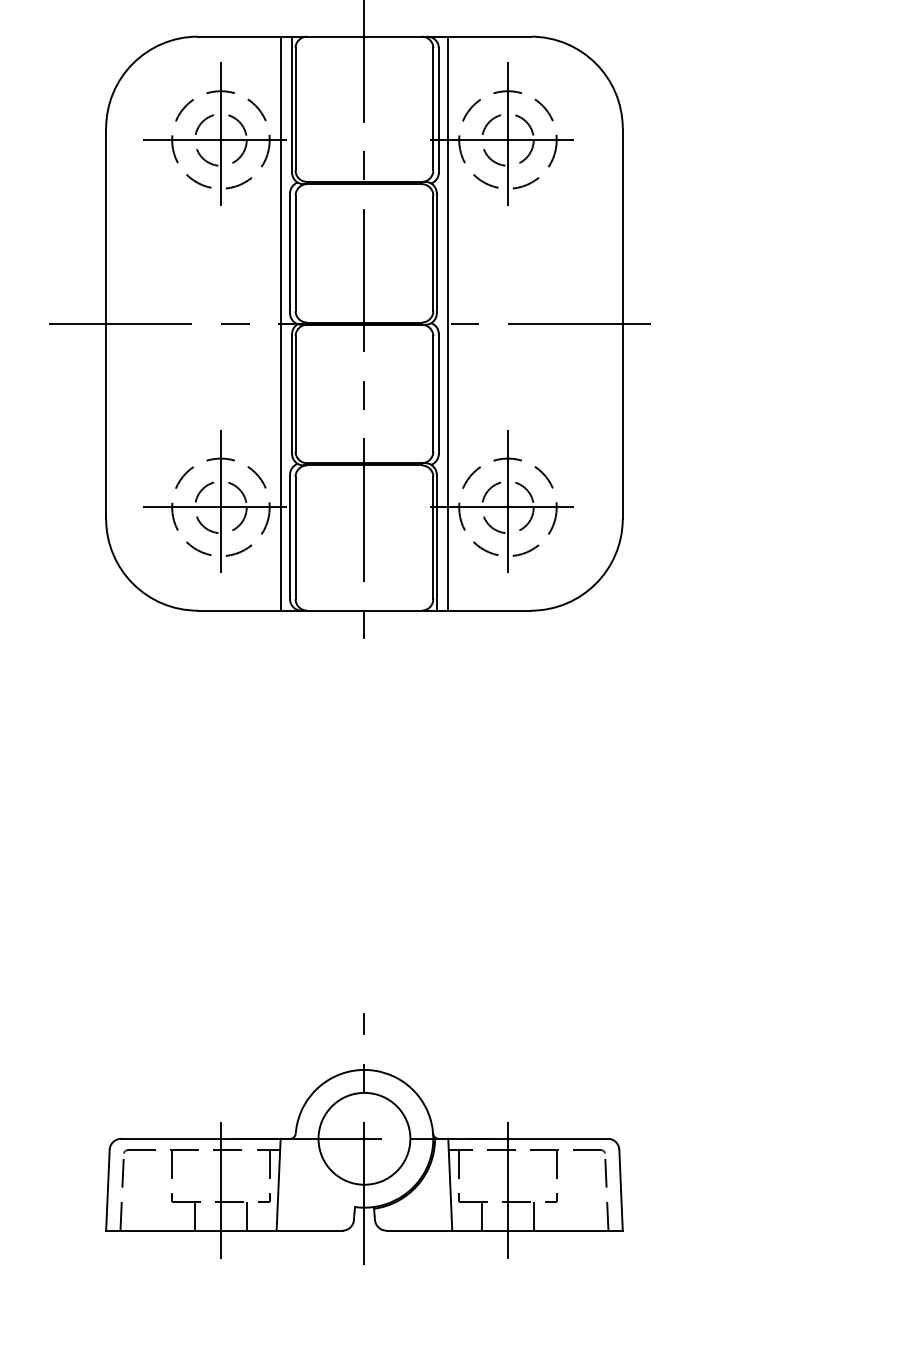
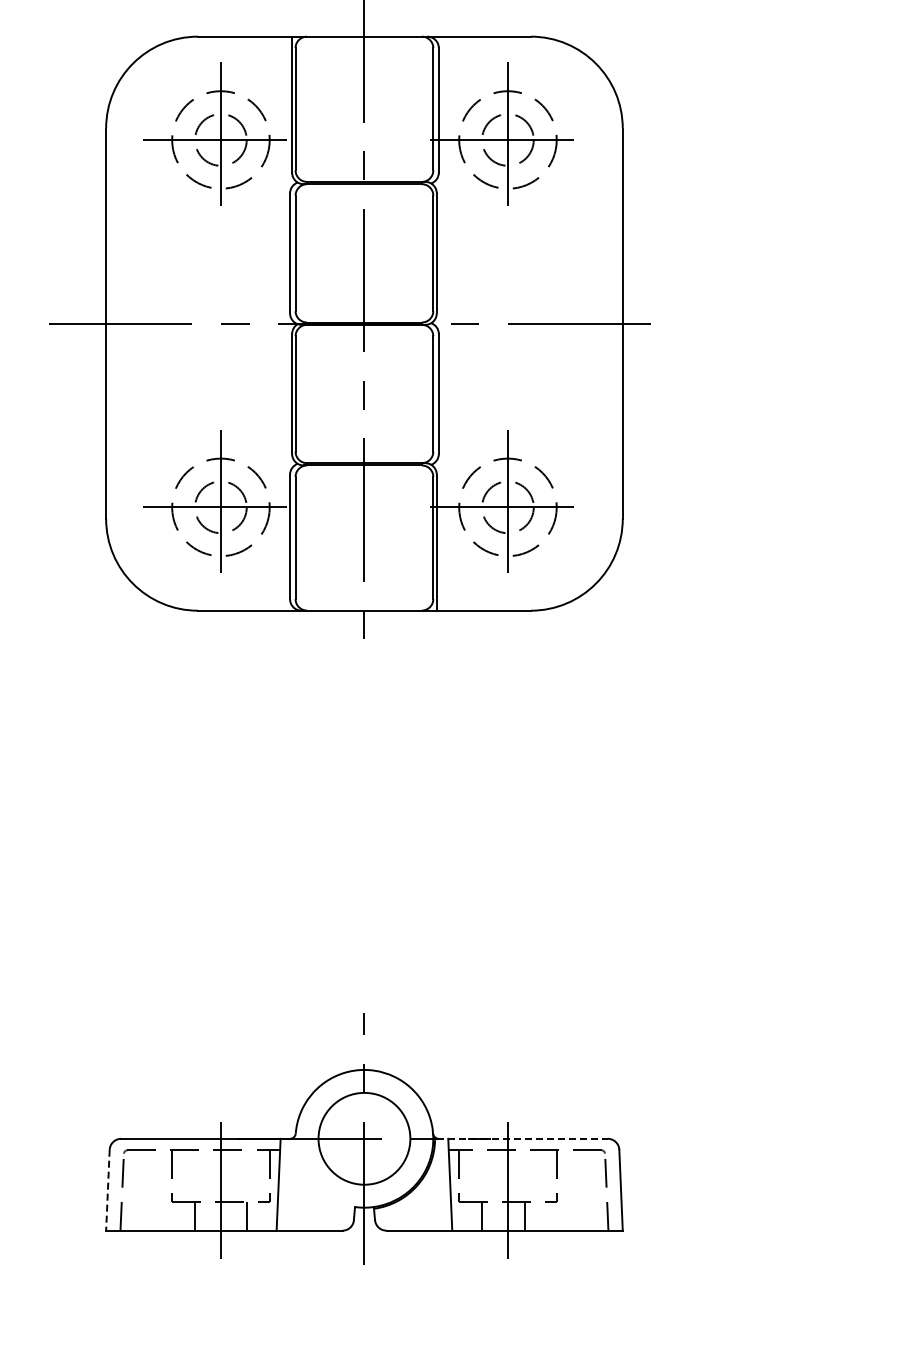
line: present -> none (280, 323)
line: present -> none (448, 323)
line: solid -> dashed (522, 1138)
line: solid -> dashed (107, 1190)
line position: (533, 1215) -> (524, 1215) (524, 1215)
